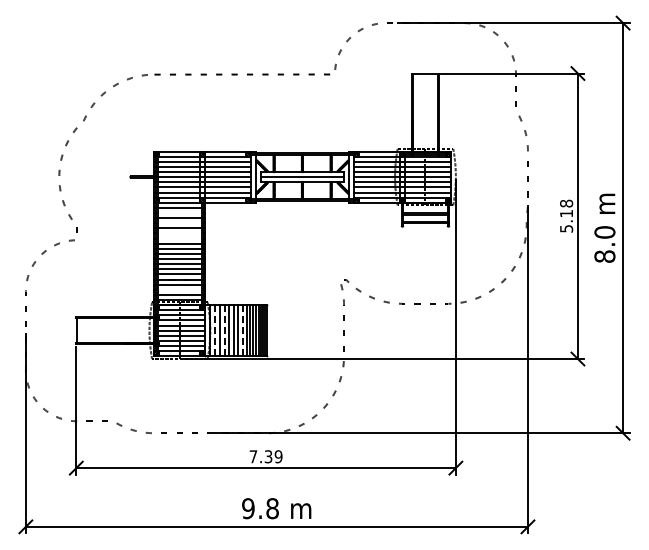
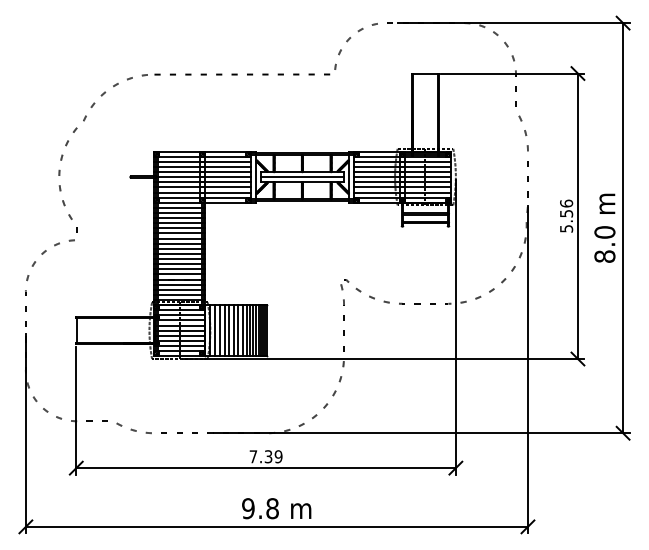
text: 5.18 -> 5.56 (566, 208)
line: none -> present (179, 212)
line: none -> present (179, 223)
line: none -> present (179, 233)
line: none -> present (179, 238)
line: none -> present (179, 289)
line: dashed -> solid (215, 330)
line: dashed -> solid (224, 330)
line: dashed -> solid (242, 330)
